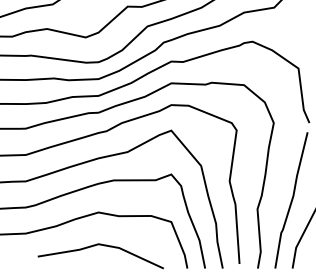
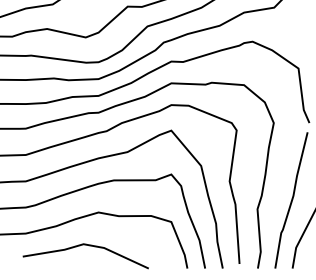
line position: (104, 246) -> (89, 246) (89, 246)
